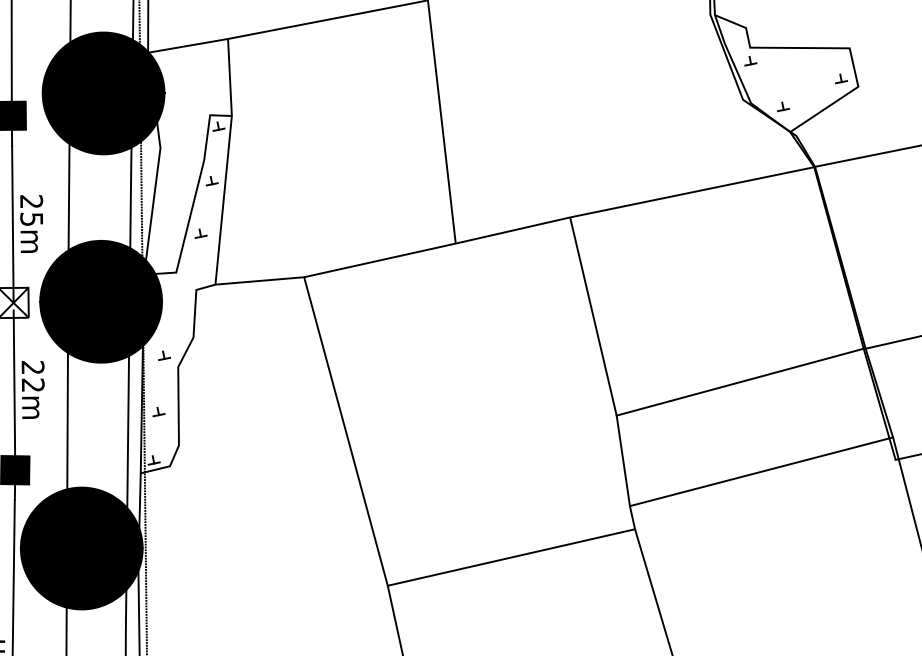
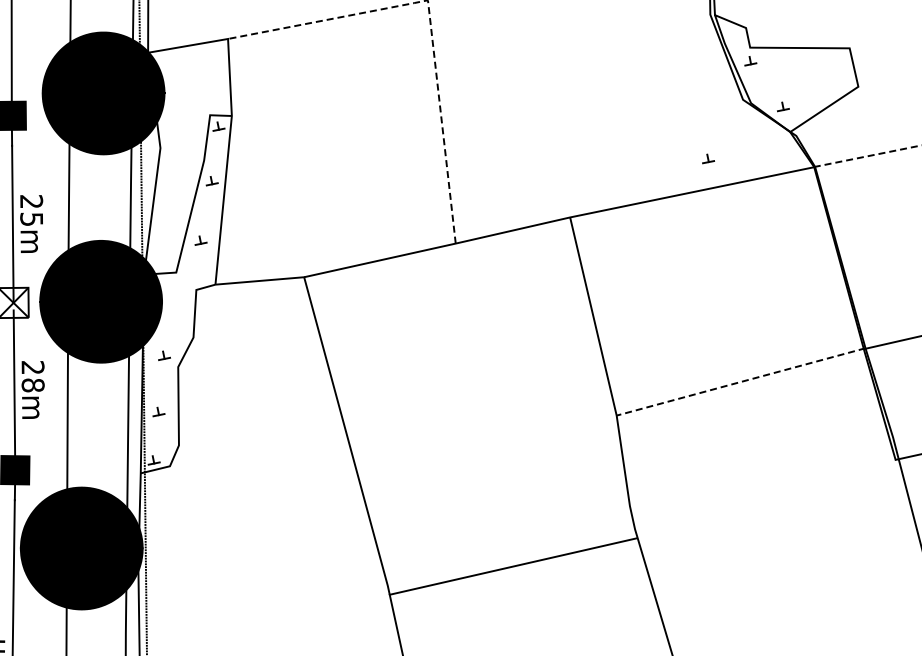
line: solid -> dashed (430, 19)
part position: (841, 78) -> (708, 158) (708, 158)
line: solid -> dashed (867, 156)
part position: (200, 233) -> (200, 240) (200, 240)
line: solid -> dashed (741, 381)
text: 22m -> 28m (32, 385)
line: present -> none (761, 471)
line position: (511, 557) -> (513, 566) (513, 566)
